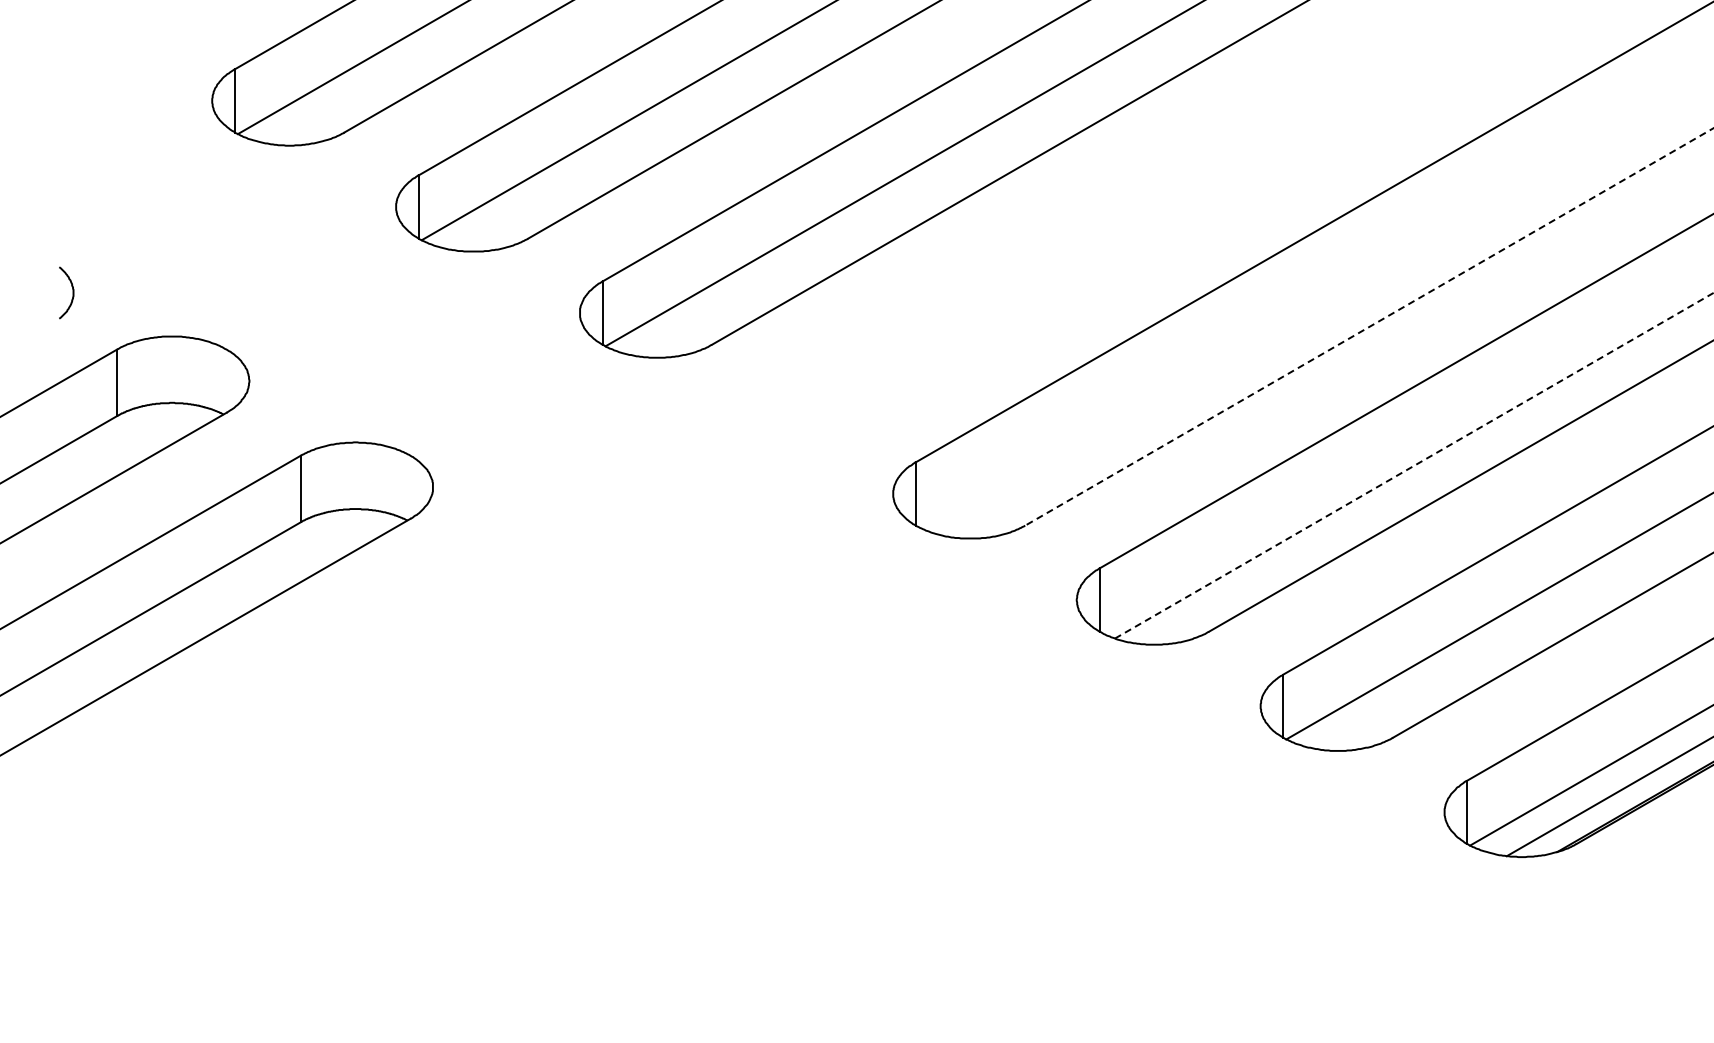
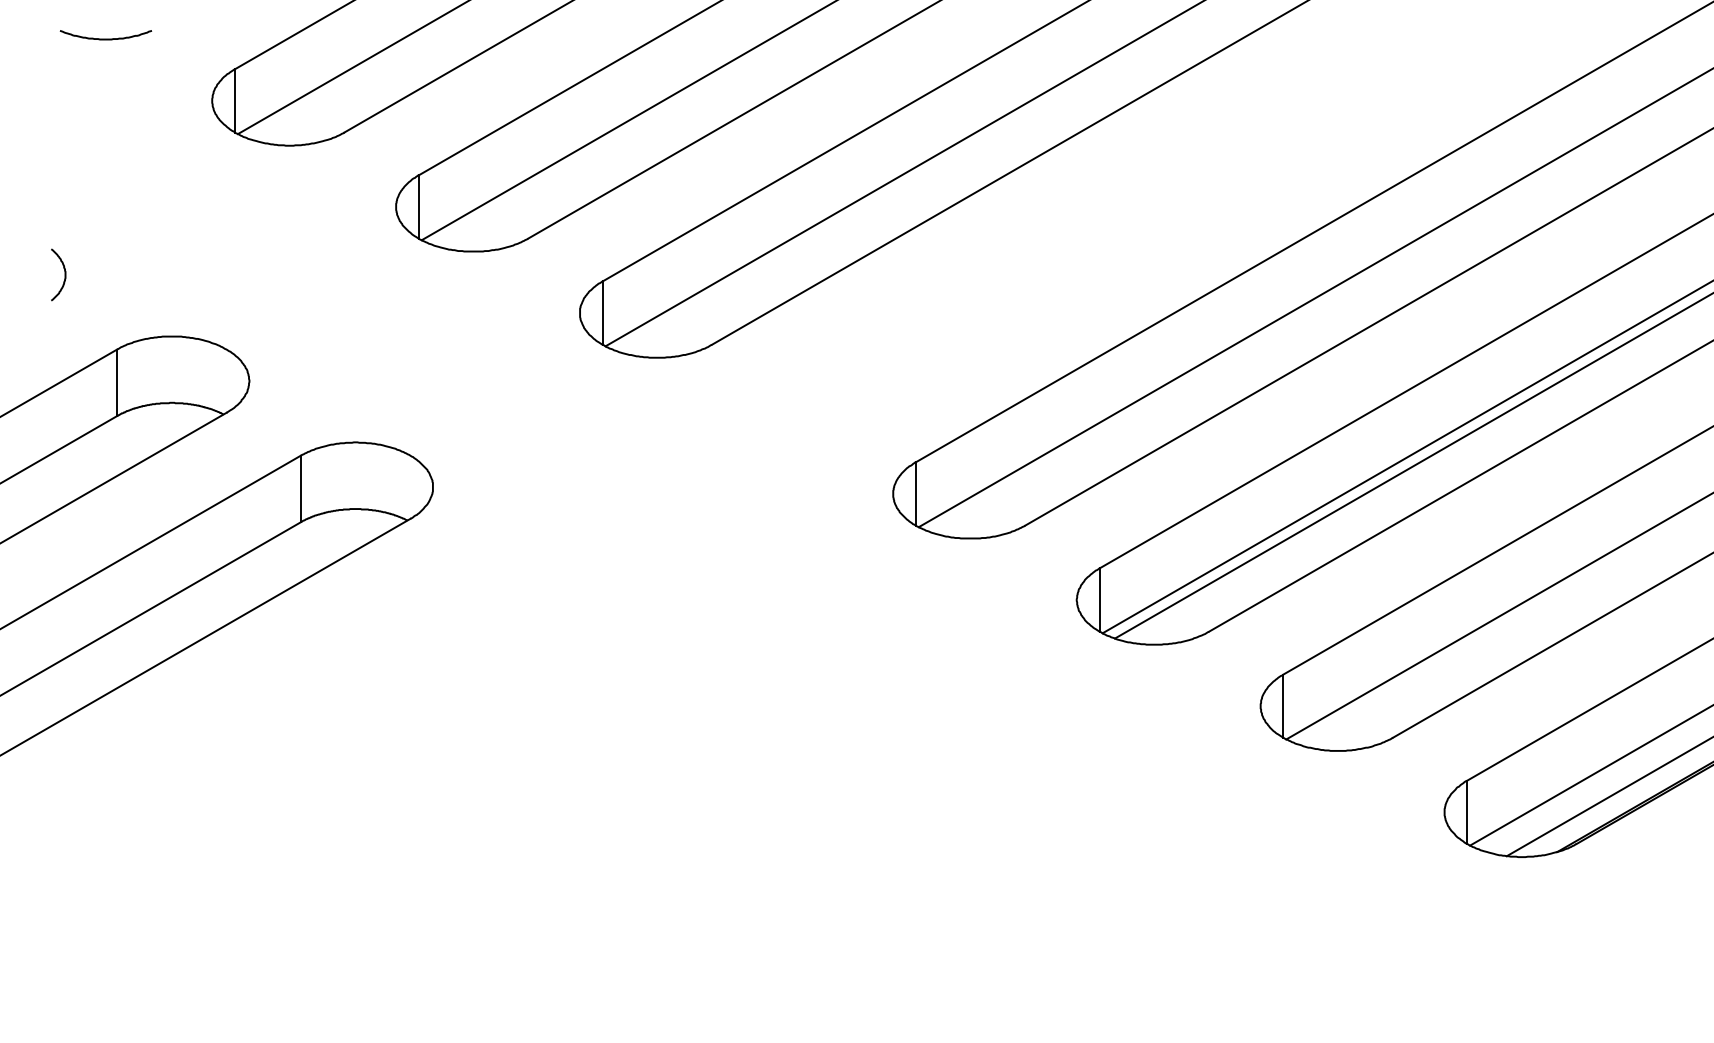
curve: none -> present (105, 38)
curve position: (72, 292) -> (64, 274) (64, 274)
line: none -> present (1314, 298)
line: dashed -> solid (1369, 327)
line: none -> present (1406, 457)
line: dashed -> solid (1414, 465)
